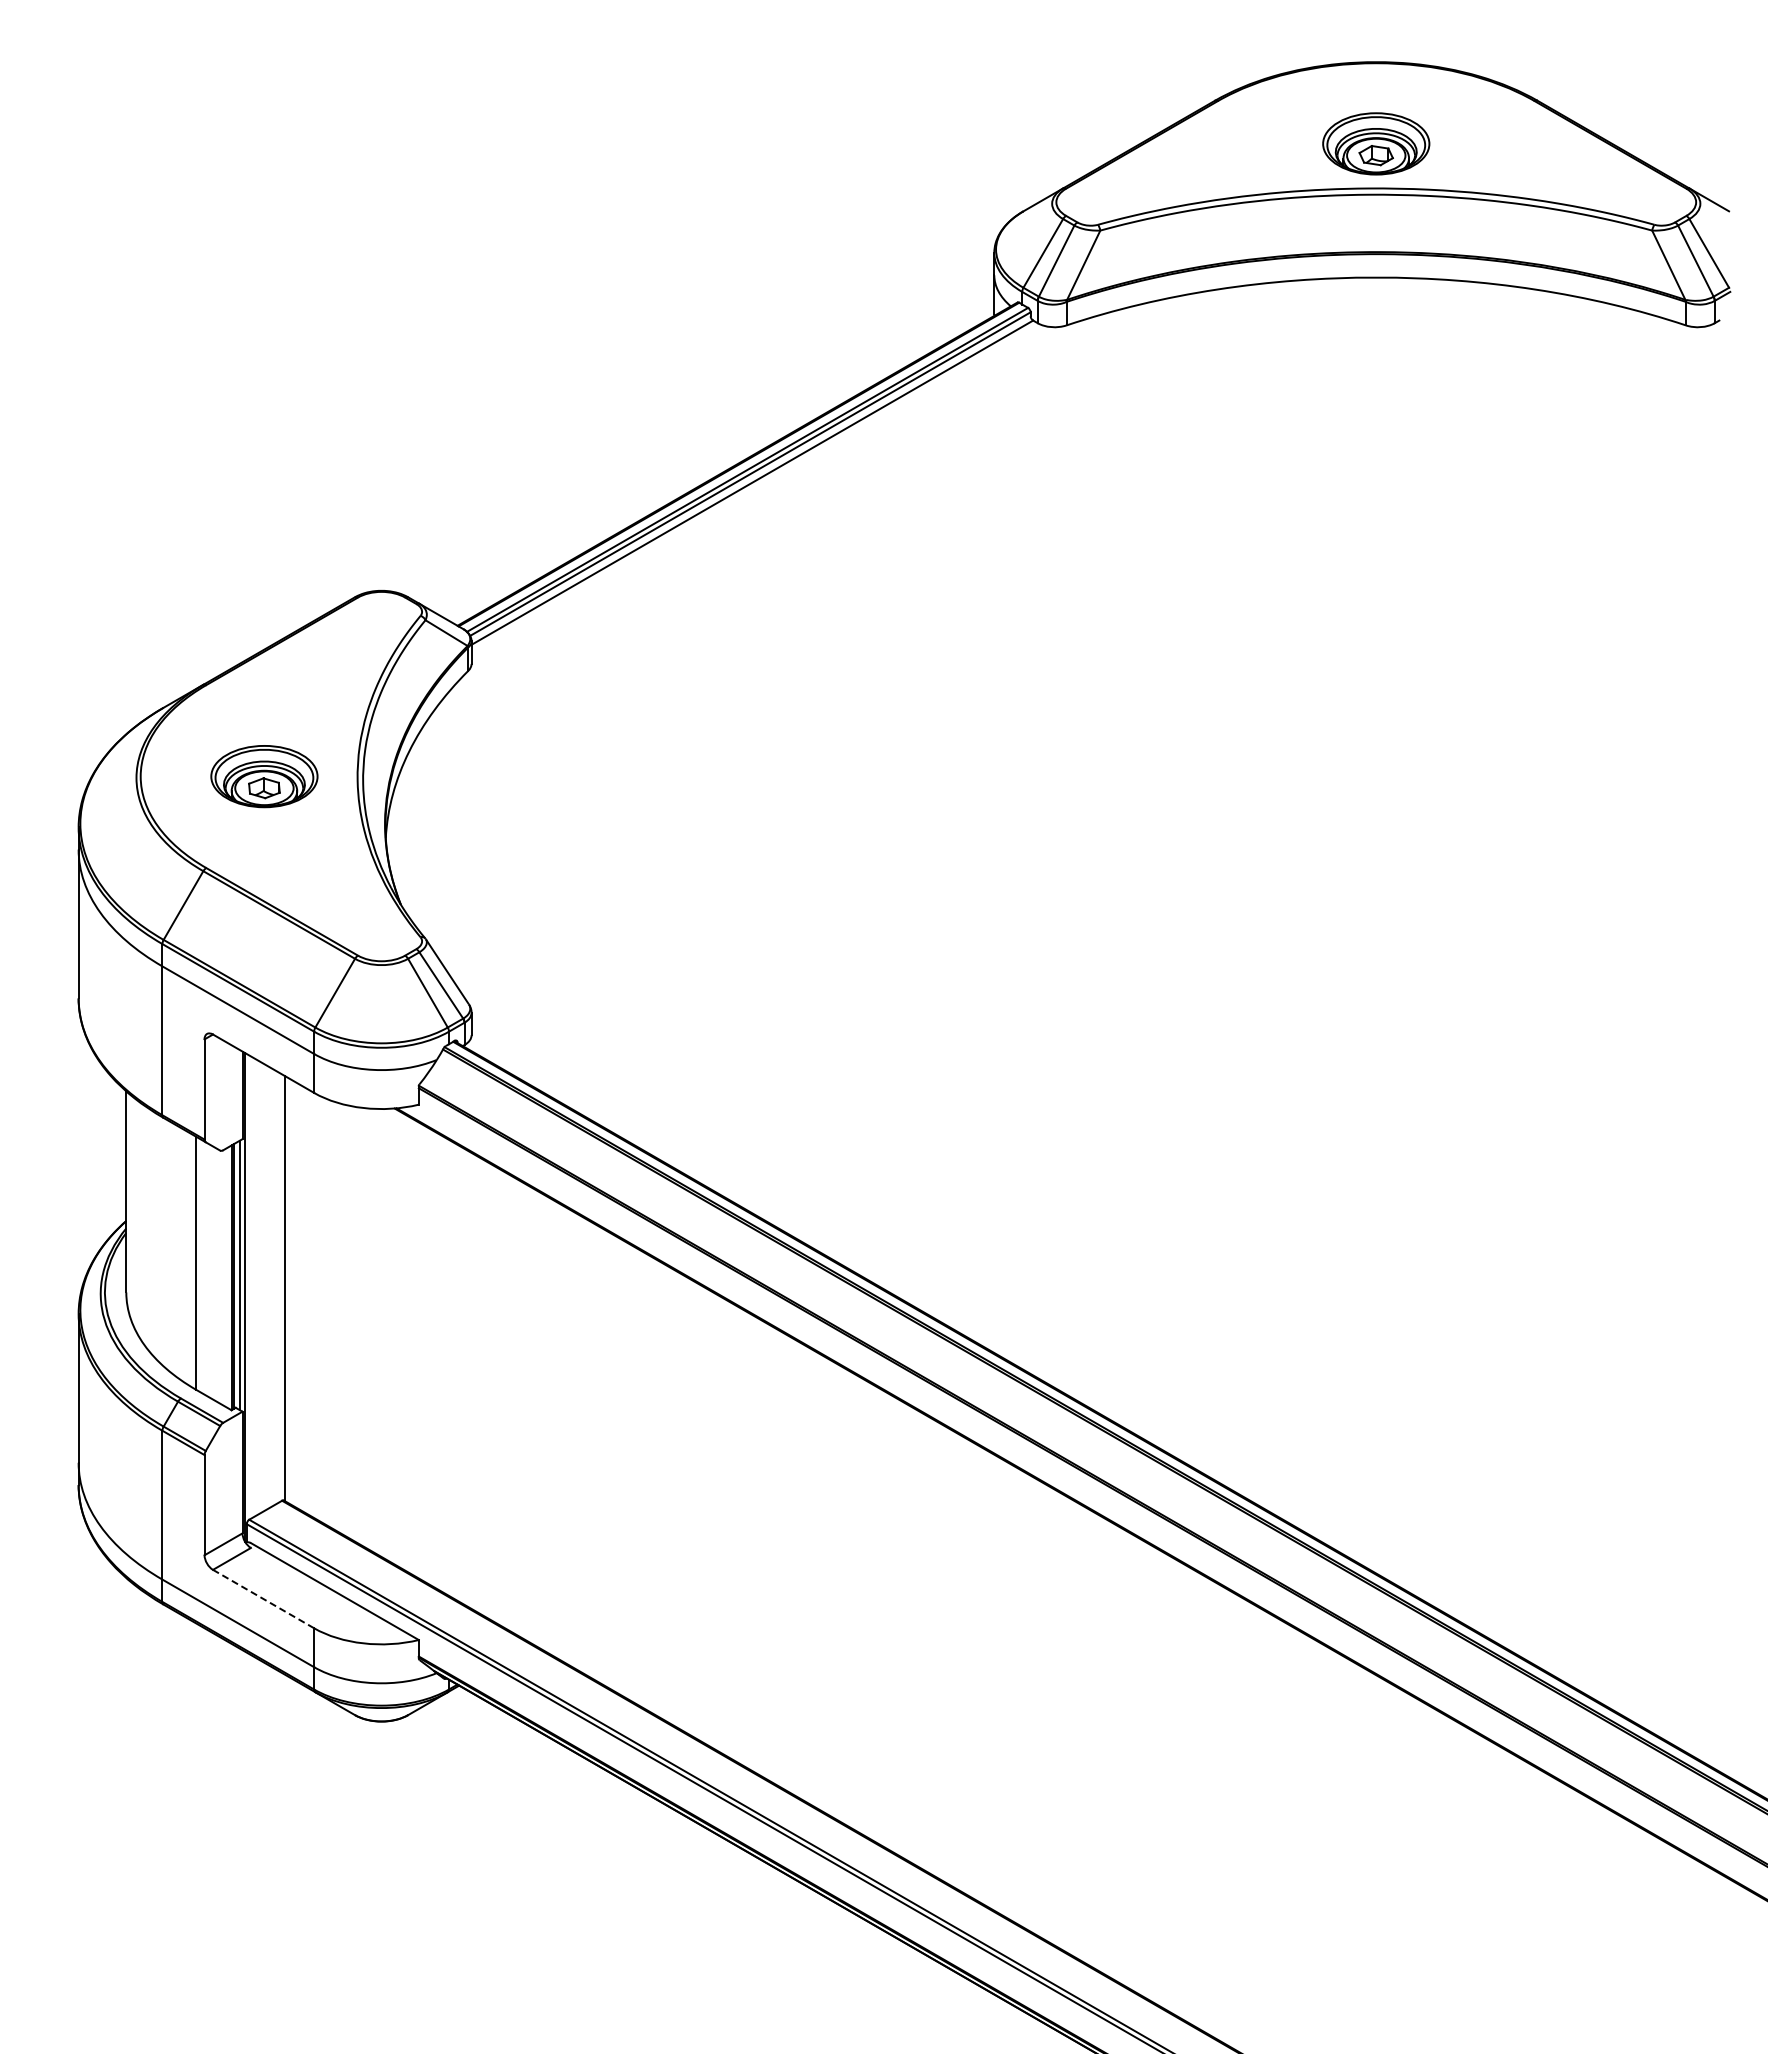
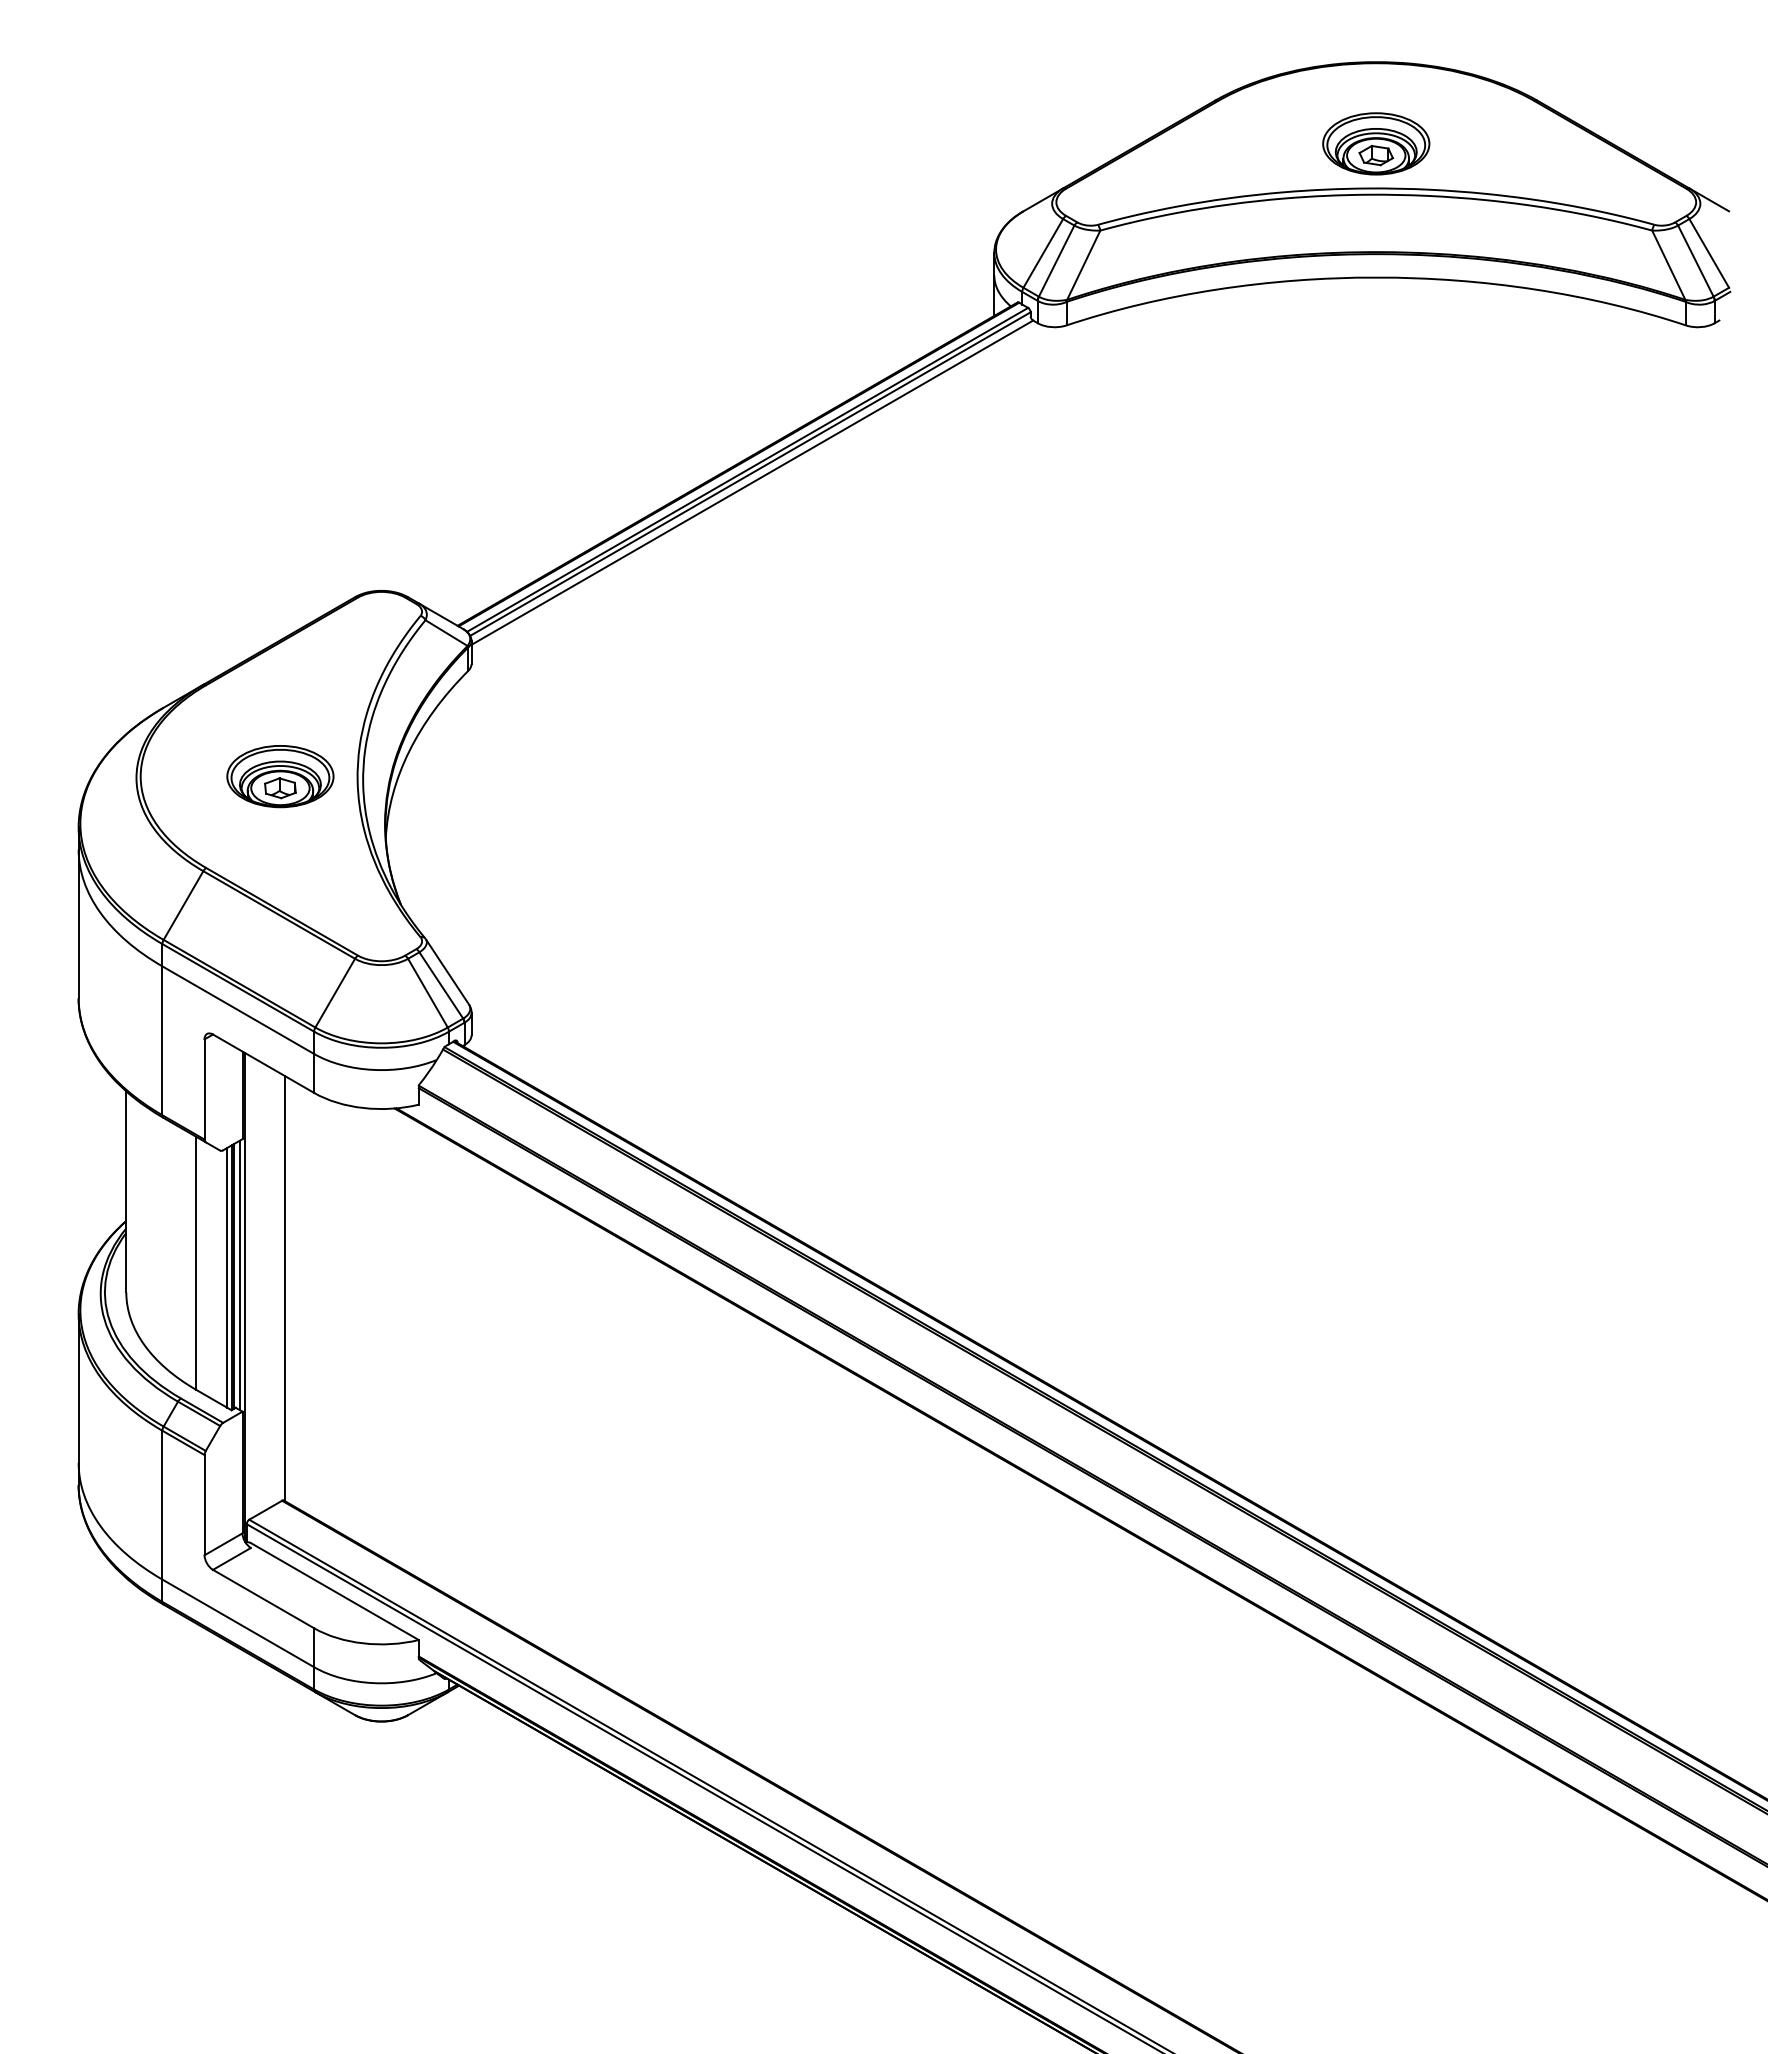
part position: (264, 776) -> (280, 776) (280, 776)
line: none -> present (227, 1277)
line: dashed -> solid (263, 1598)
